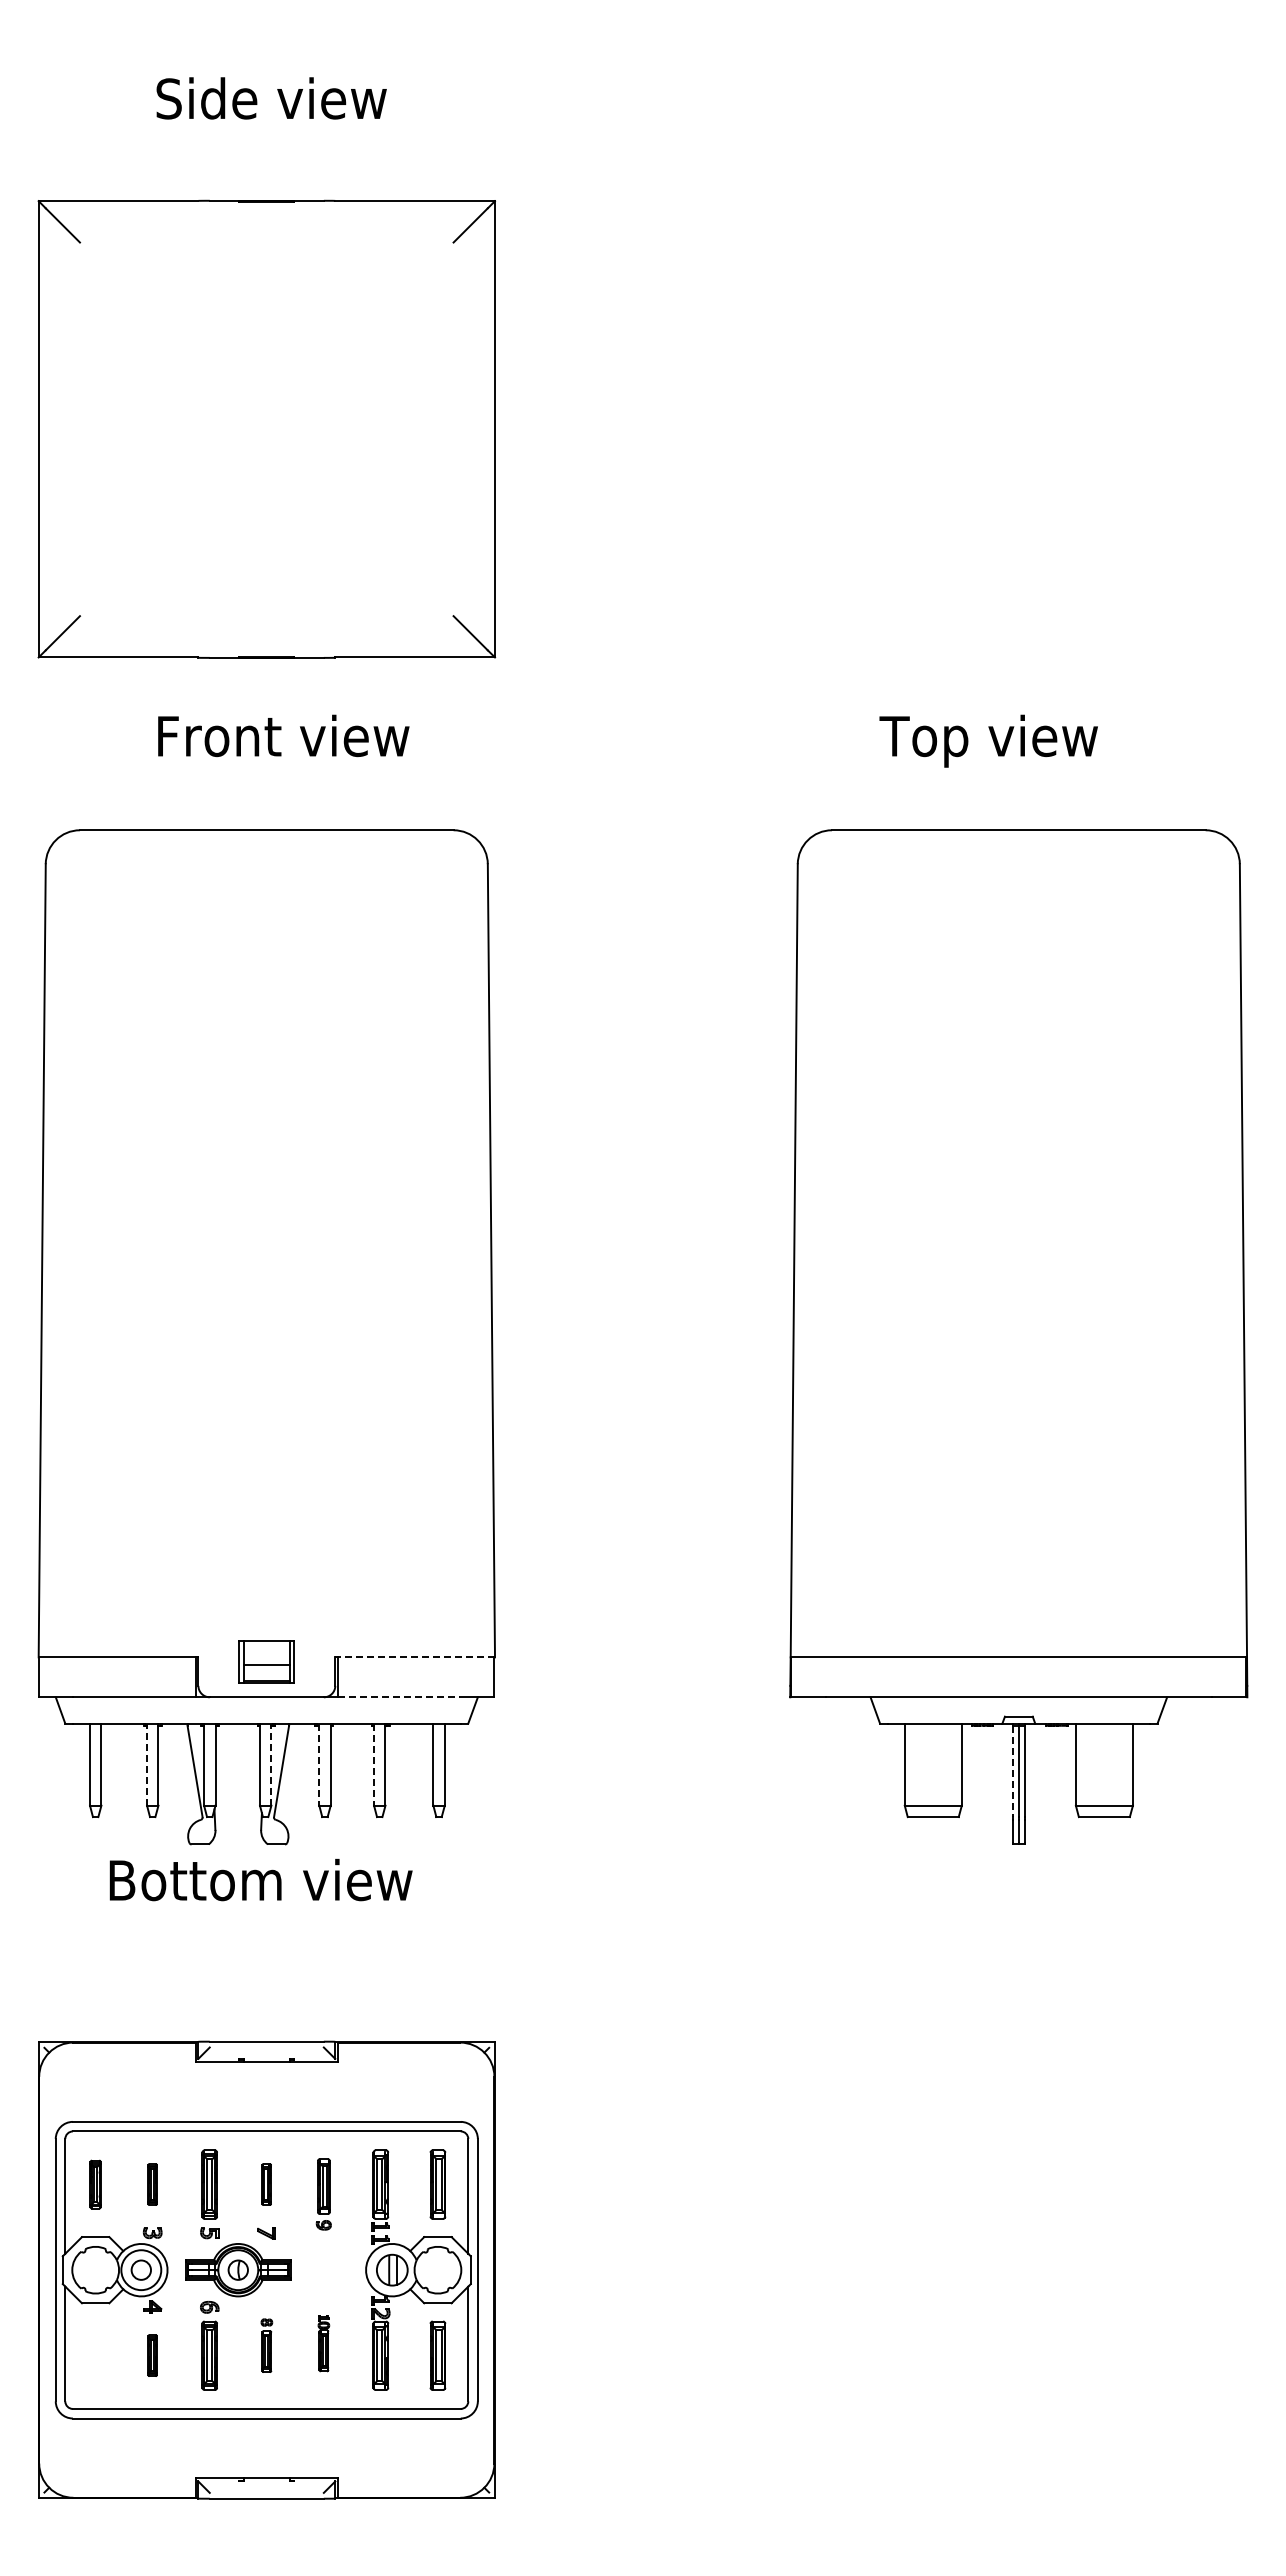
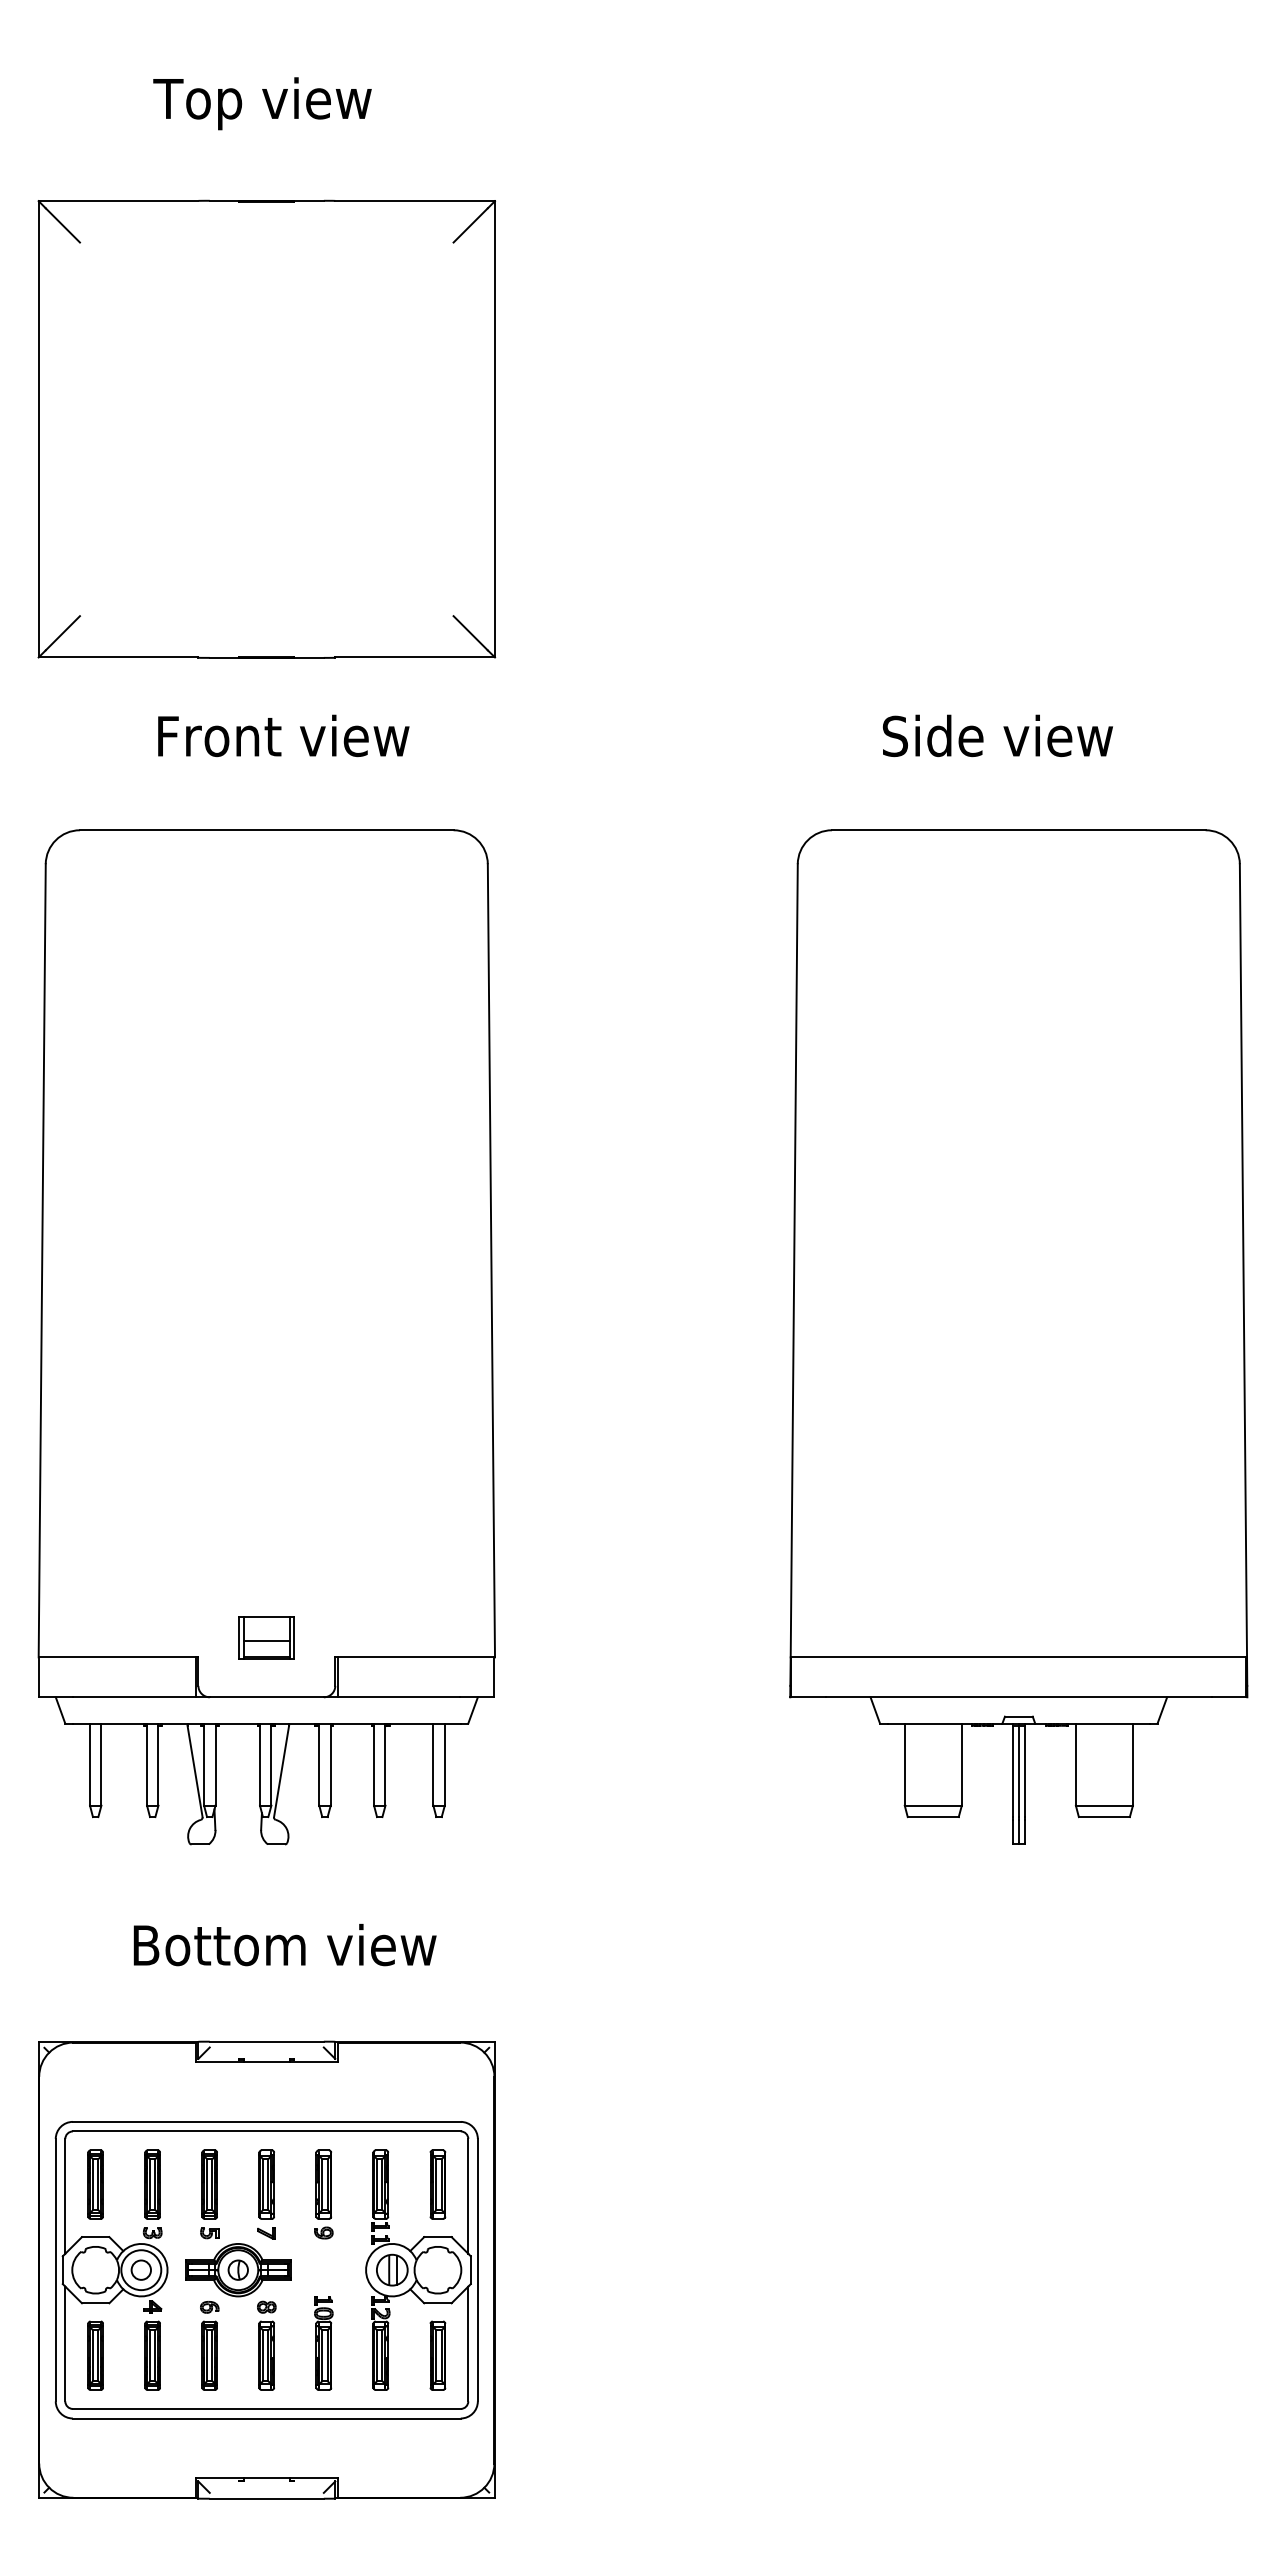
text: Side view -> Top view (269, 103)
text: Top view -> Side view (996, 740)
line: dashed -> solid (415, 1657)
part position: (266, 1661) -> (266, 1637) (266, 1637)
line: dashed -> solid (399, 1697)
line: dashed -> solid (147, 1764)
line: dashed -> solid (271, 1764)
line: dashed -> solid (319, 1764)
line: dashed -> solid (374, 1764)
line: dashed -> solid (1013, 1771)
text position: (260, 1880) -> (284, 1945) (284, 1945)
part size: 13x51 px -> 17x71 px (95, 2184)
part size: 11x43 px -> 17x71 px (152, 2184)
part size: 11x43 px -> 17x71 px (266, 2184)
part size: 17x73 px -> 20x91 px (323, 2194)
part size: 14x58 px -> 20x95 px (323, 2343)
part size: 14x55 px -> 20x91 px (266, 2345)
part: none -> present (95, 2355)
part size: 11x43 px -> 17x71 px (152, 2355)
